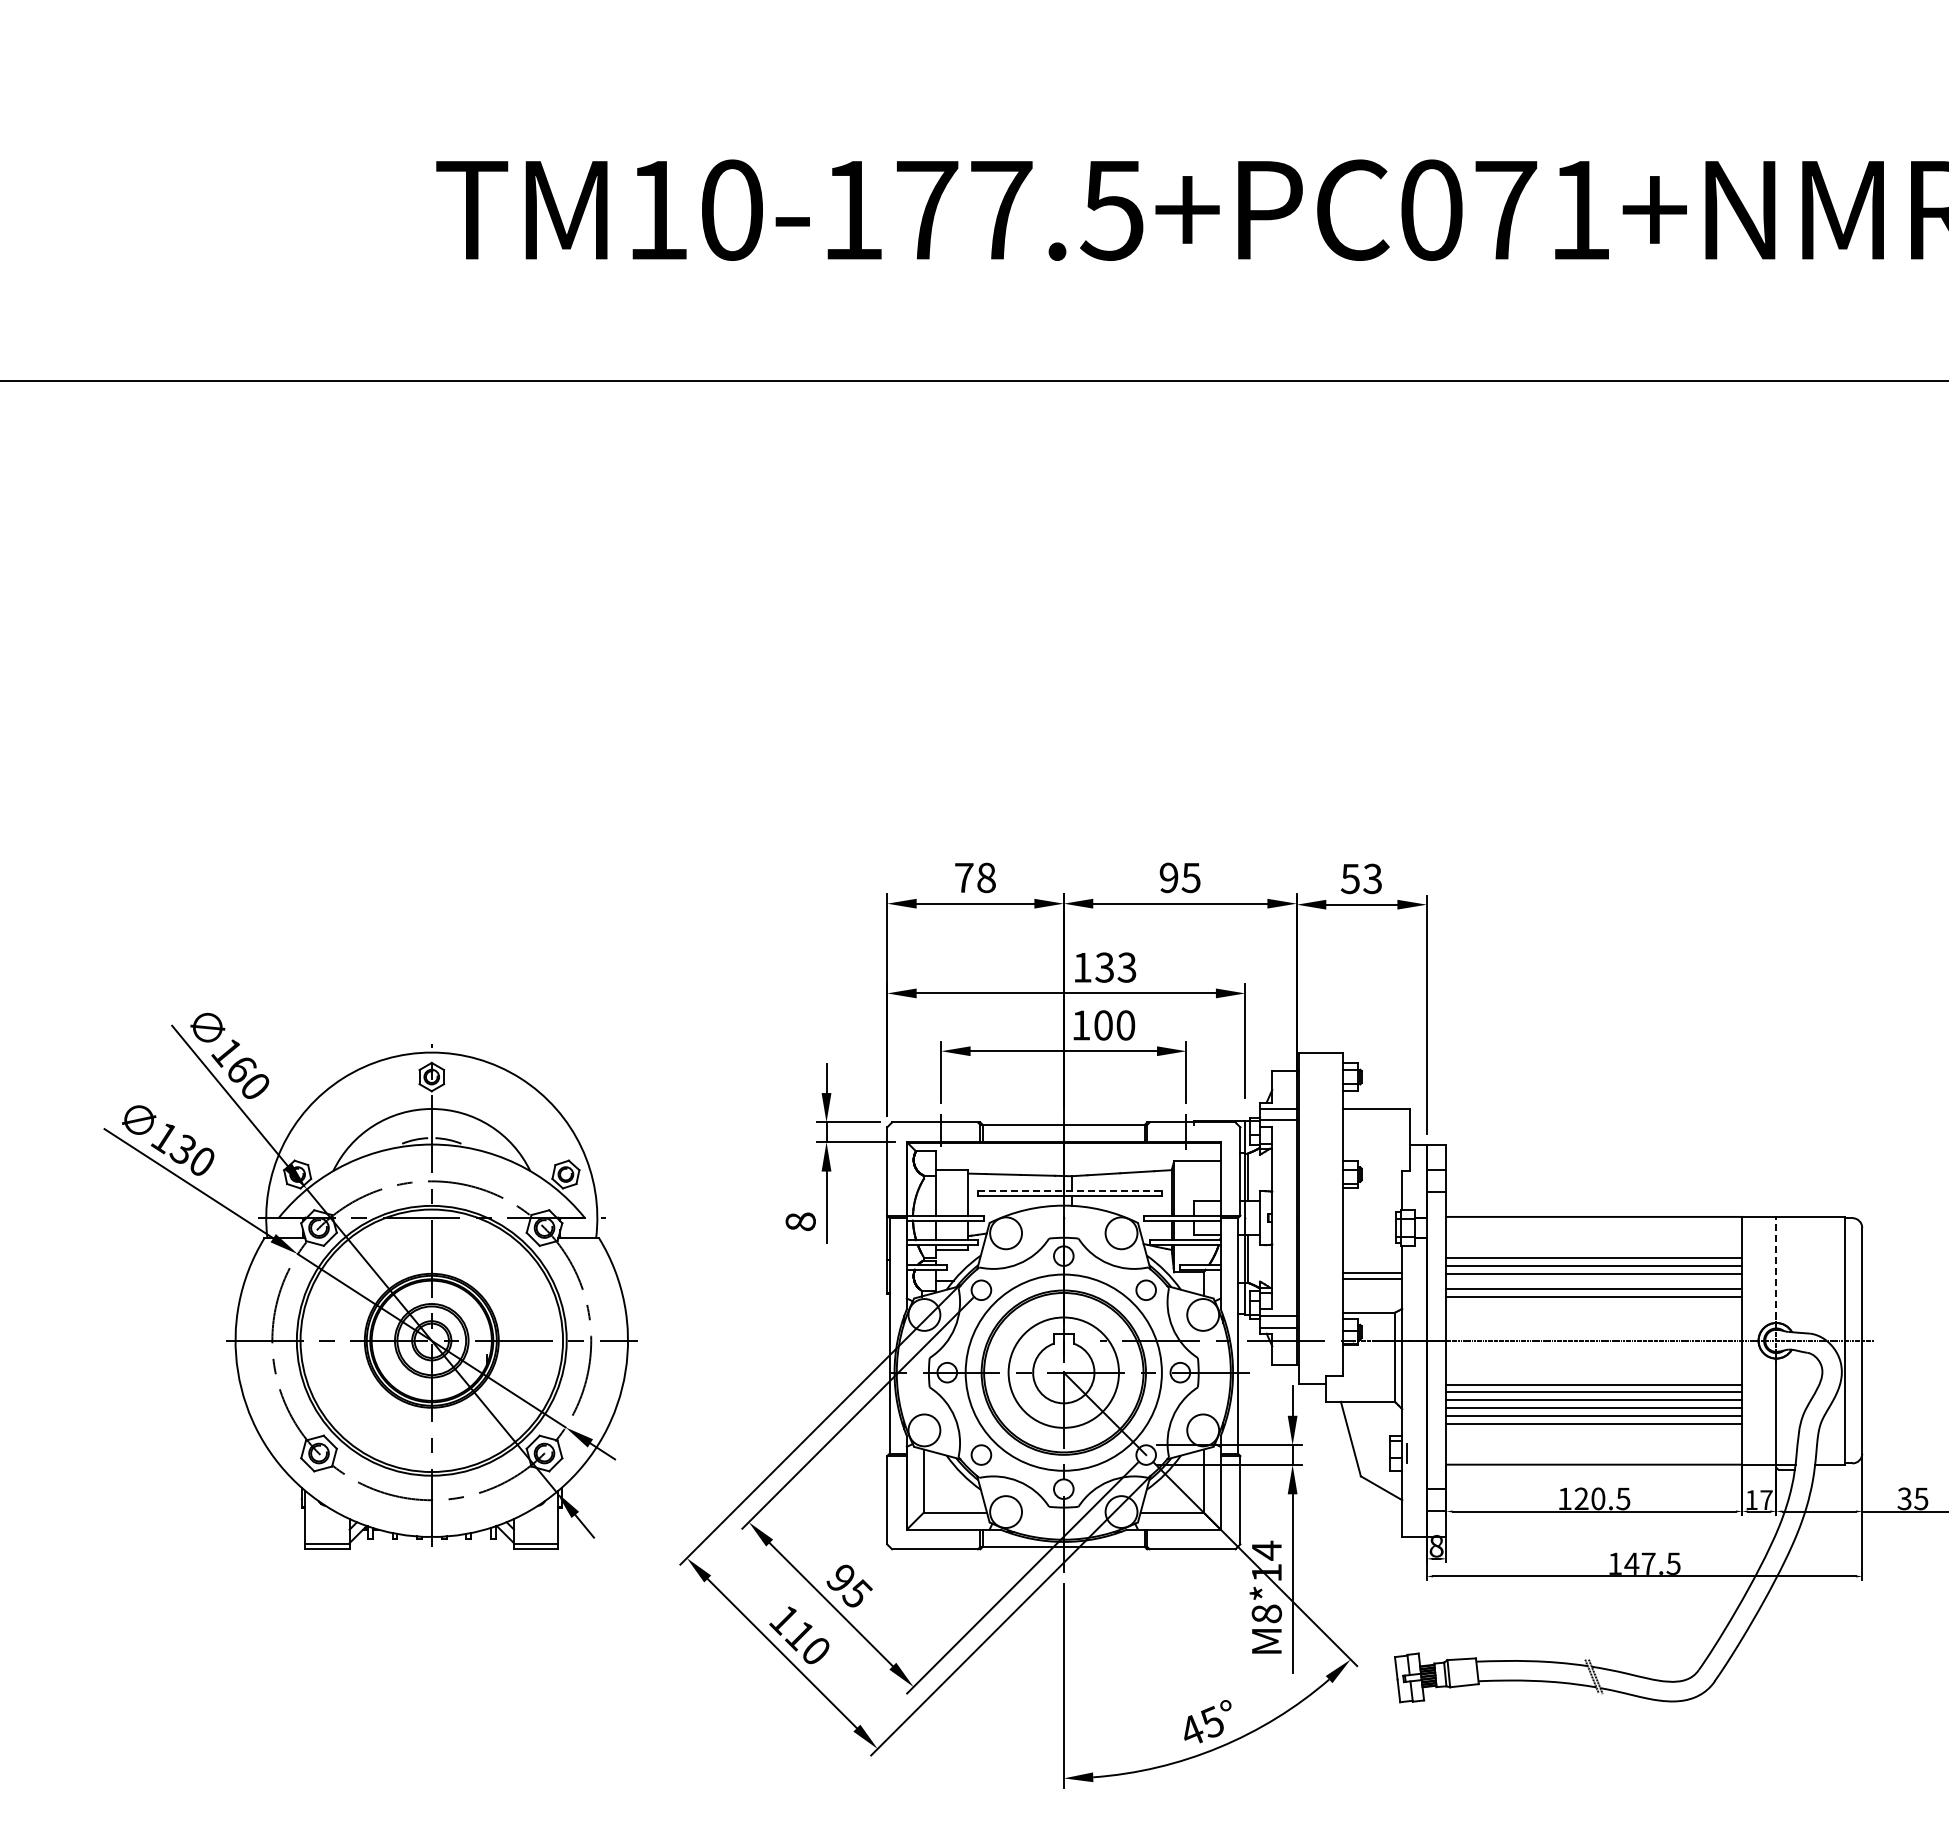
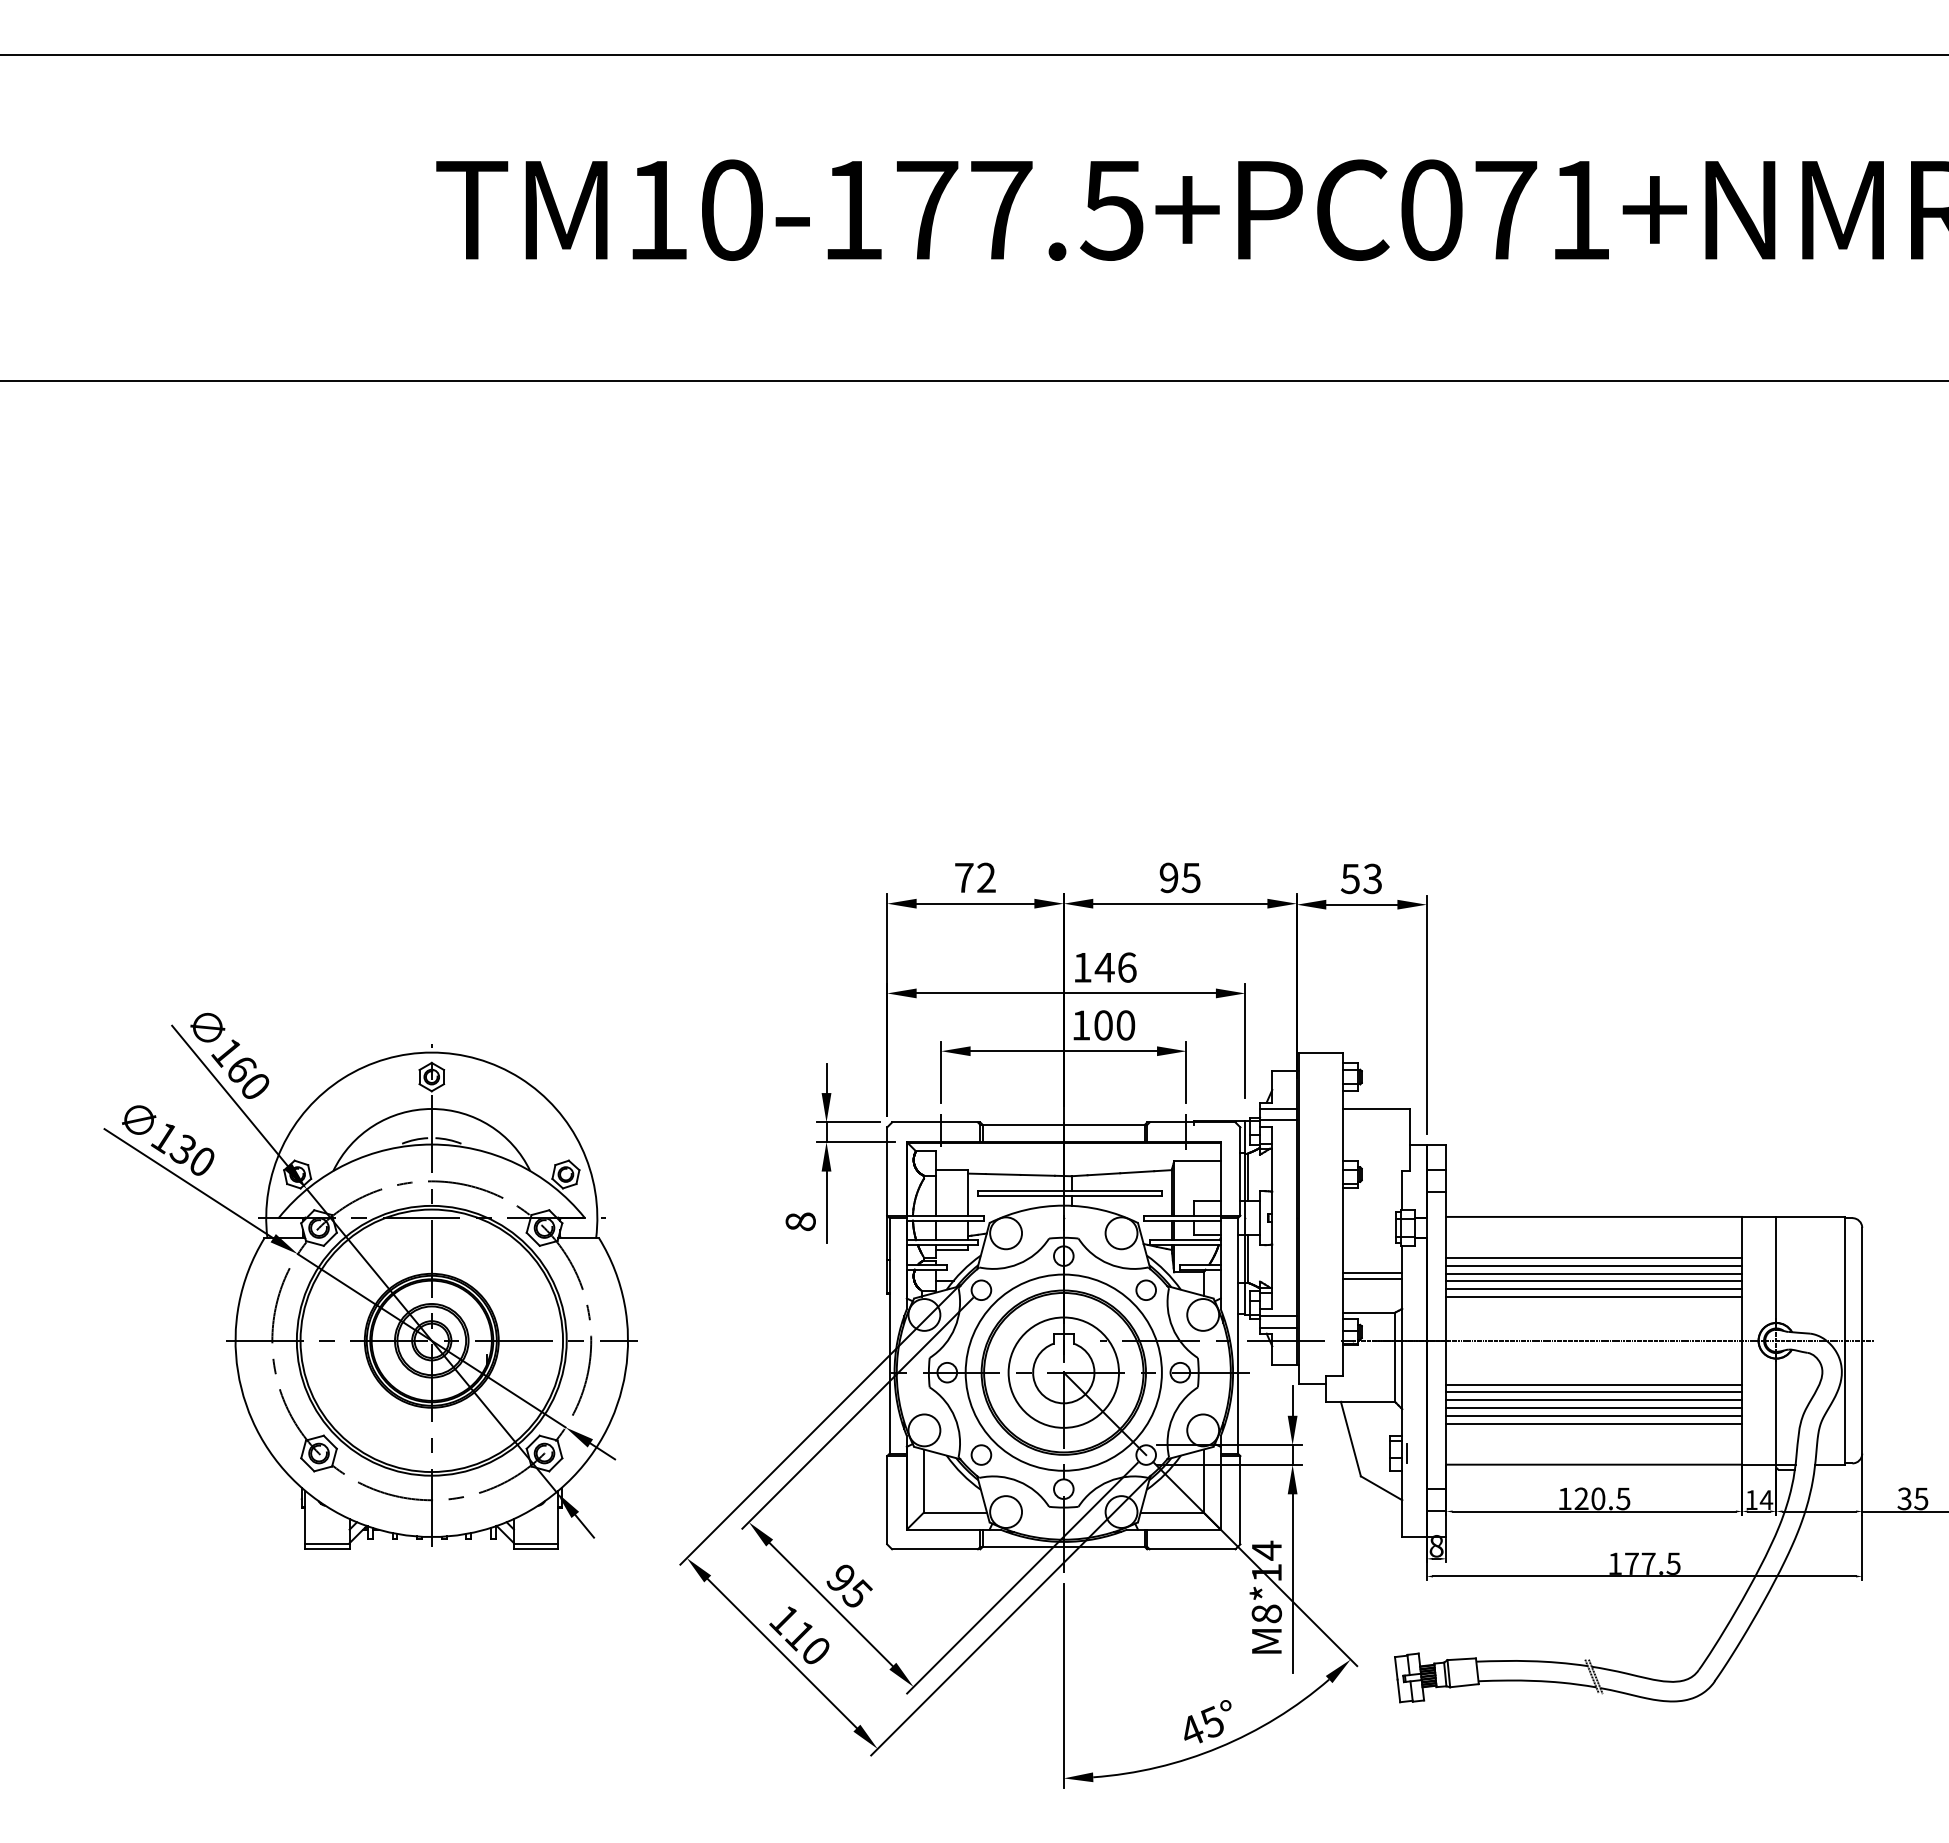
line: none -> present (973, 55)
text: 78 -> 72 (986, 877)
text: 133 -> 146 (1115, 967)
line: dashed -> solid (1069, 1191)
line: dashed -> solid (1776, 1272)
line: none -> present (1594, 1281)
text: 17 -> 14 (1766, 1499)
text: 147.5 -> 177.5 (1631, 1563)
